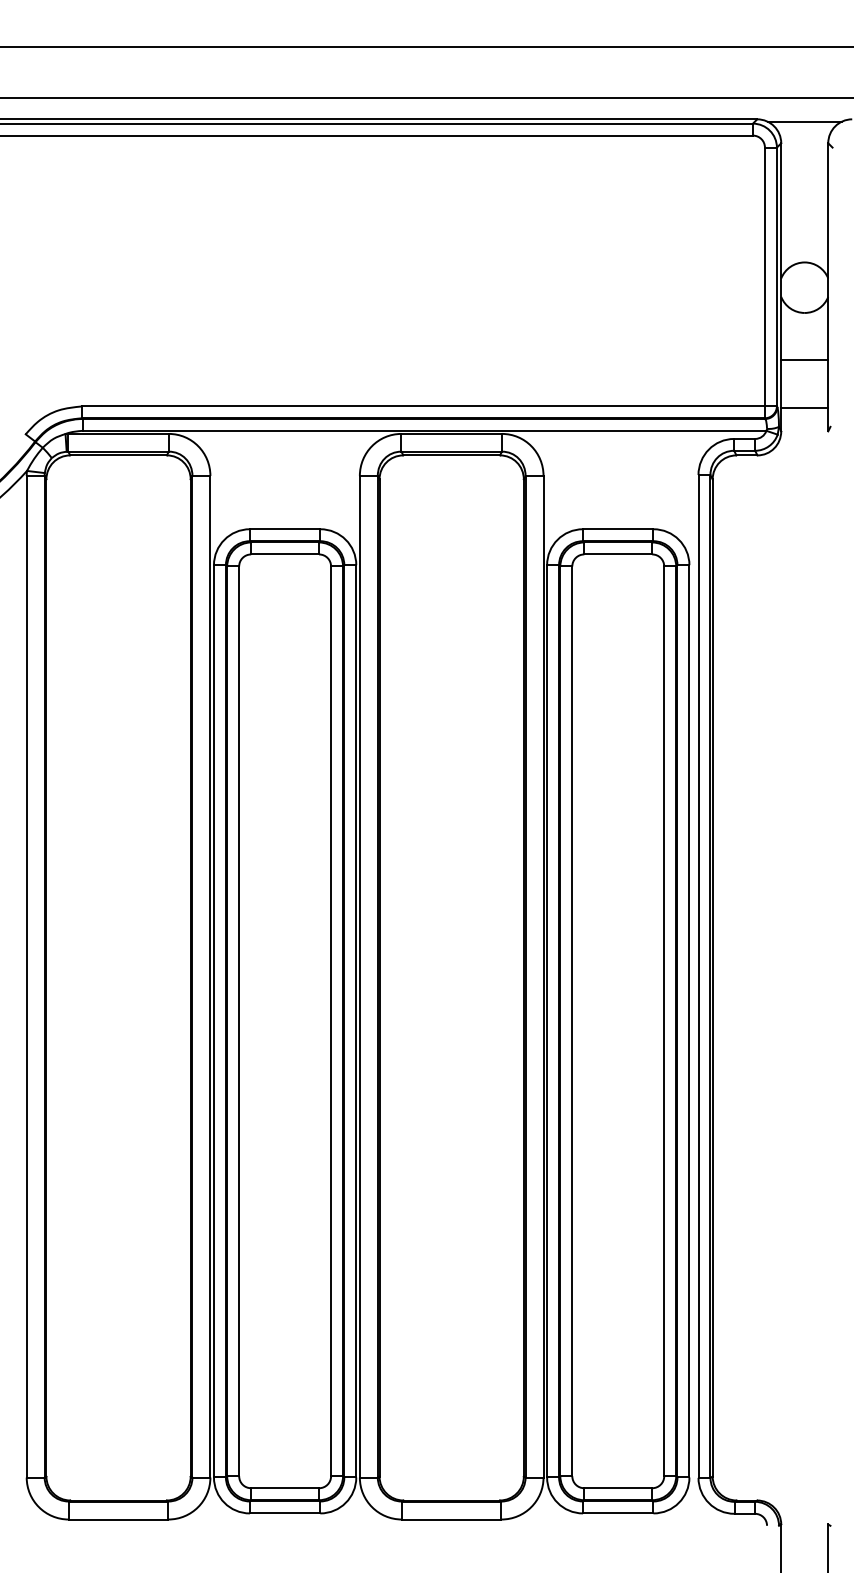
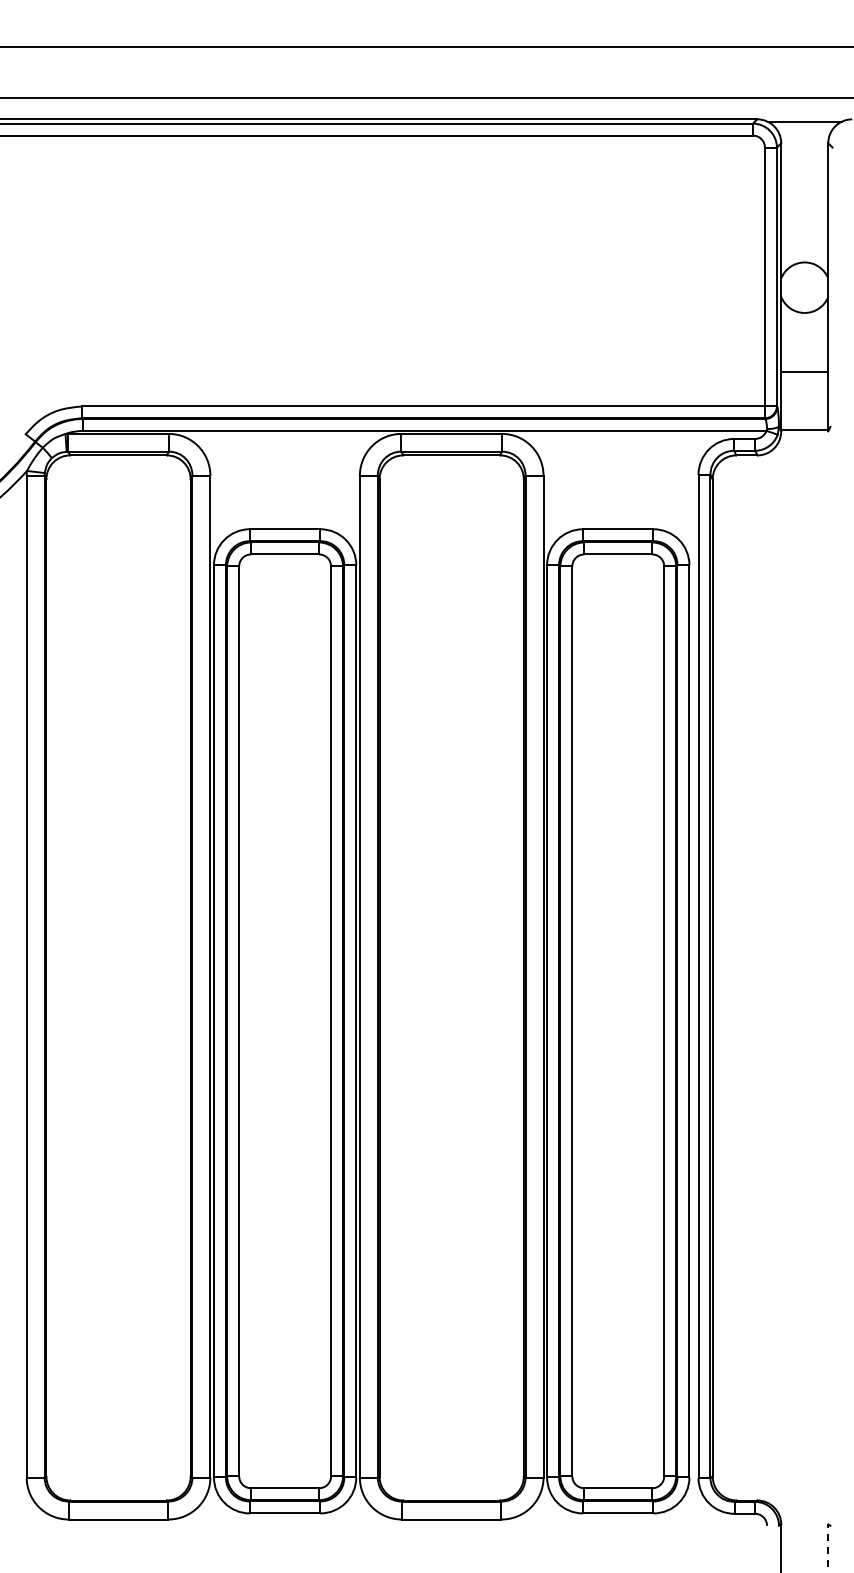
line position: (804, 359) -> (804, 371) (804, 371)
line position: (804, 407) -> (804, 429) (804, 429)
line: solid -> dashed (828, 1548)
